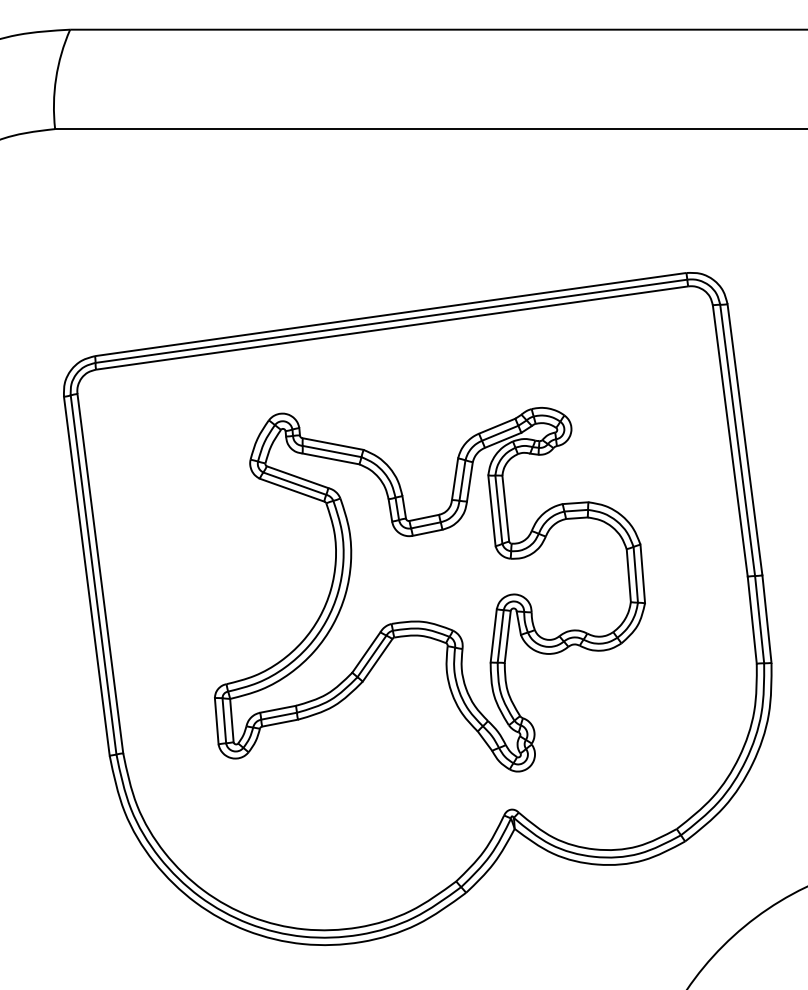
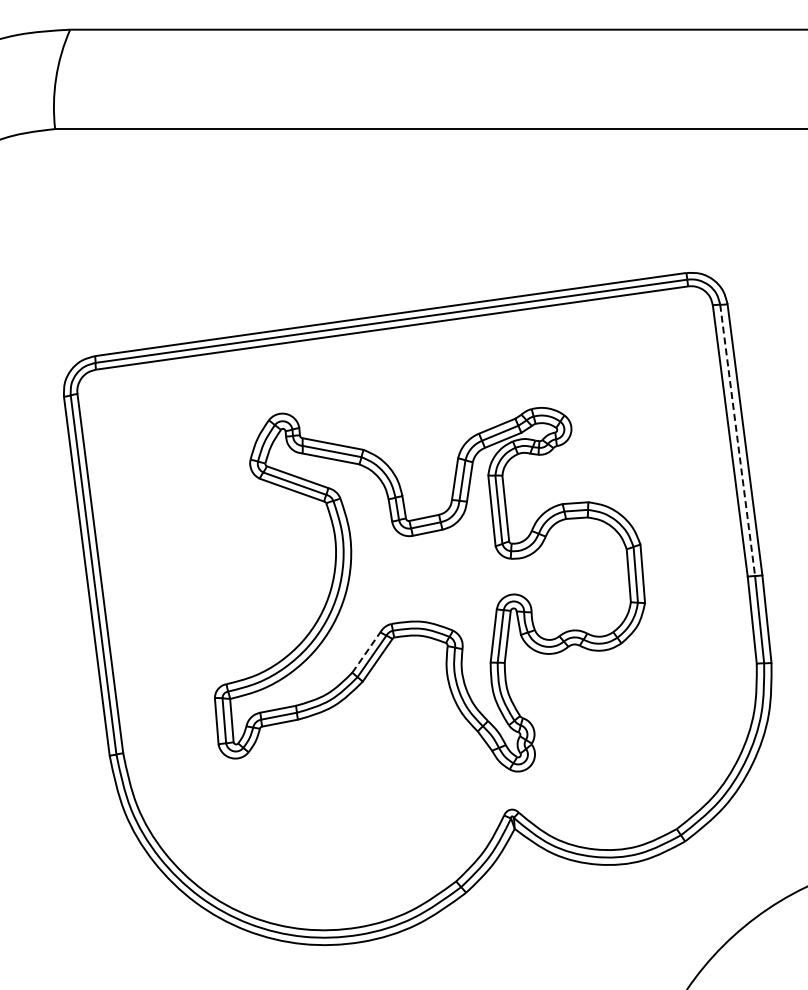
line: solid -> dashed (737, 440)
line: solid -> dashed (366, 652)
